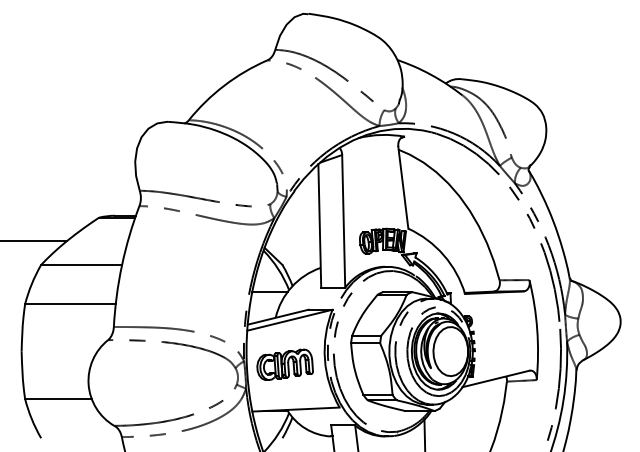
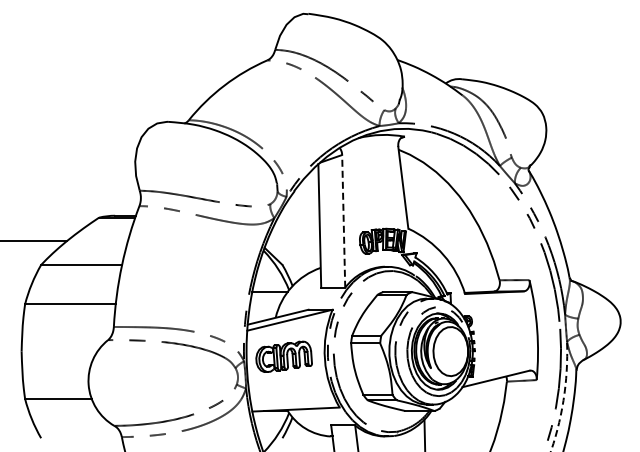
line: solid -> dashed (343, 220)
part position: (284, 364) -> (283, 356) (283, 356)
arc: solid -> dashed (563, 397)
